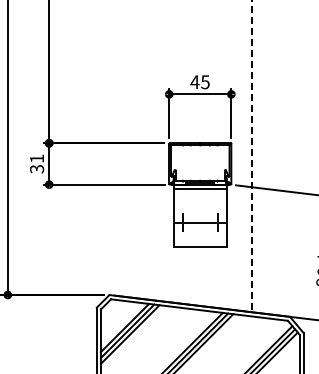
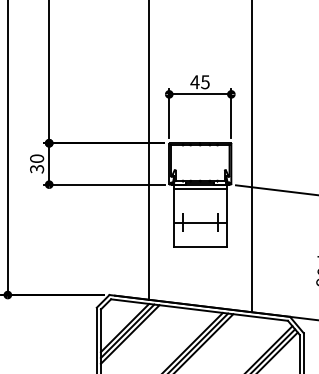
line: none -> present (148, 150)
line: dashed -> solid (252, 156)
text: 31 -> 30 (37, 158)
